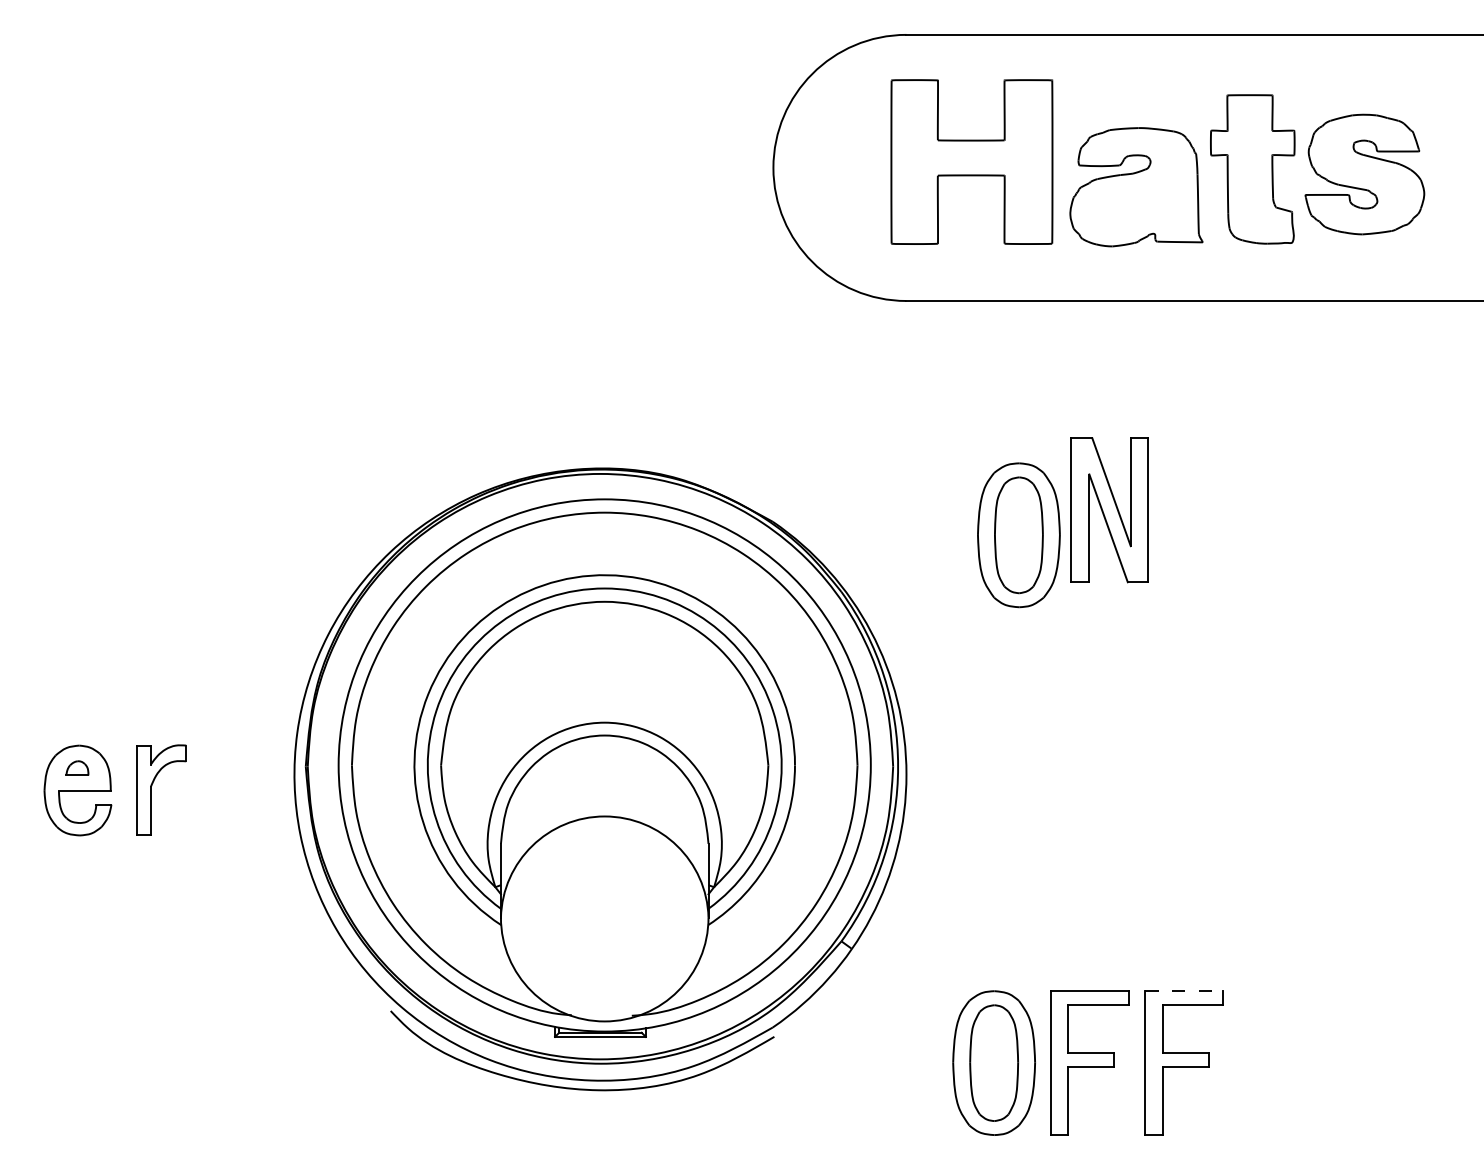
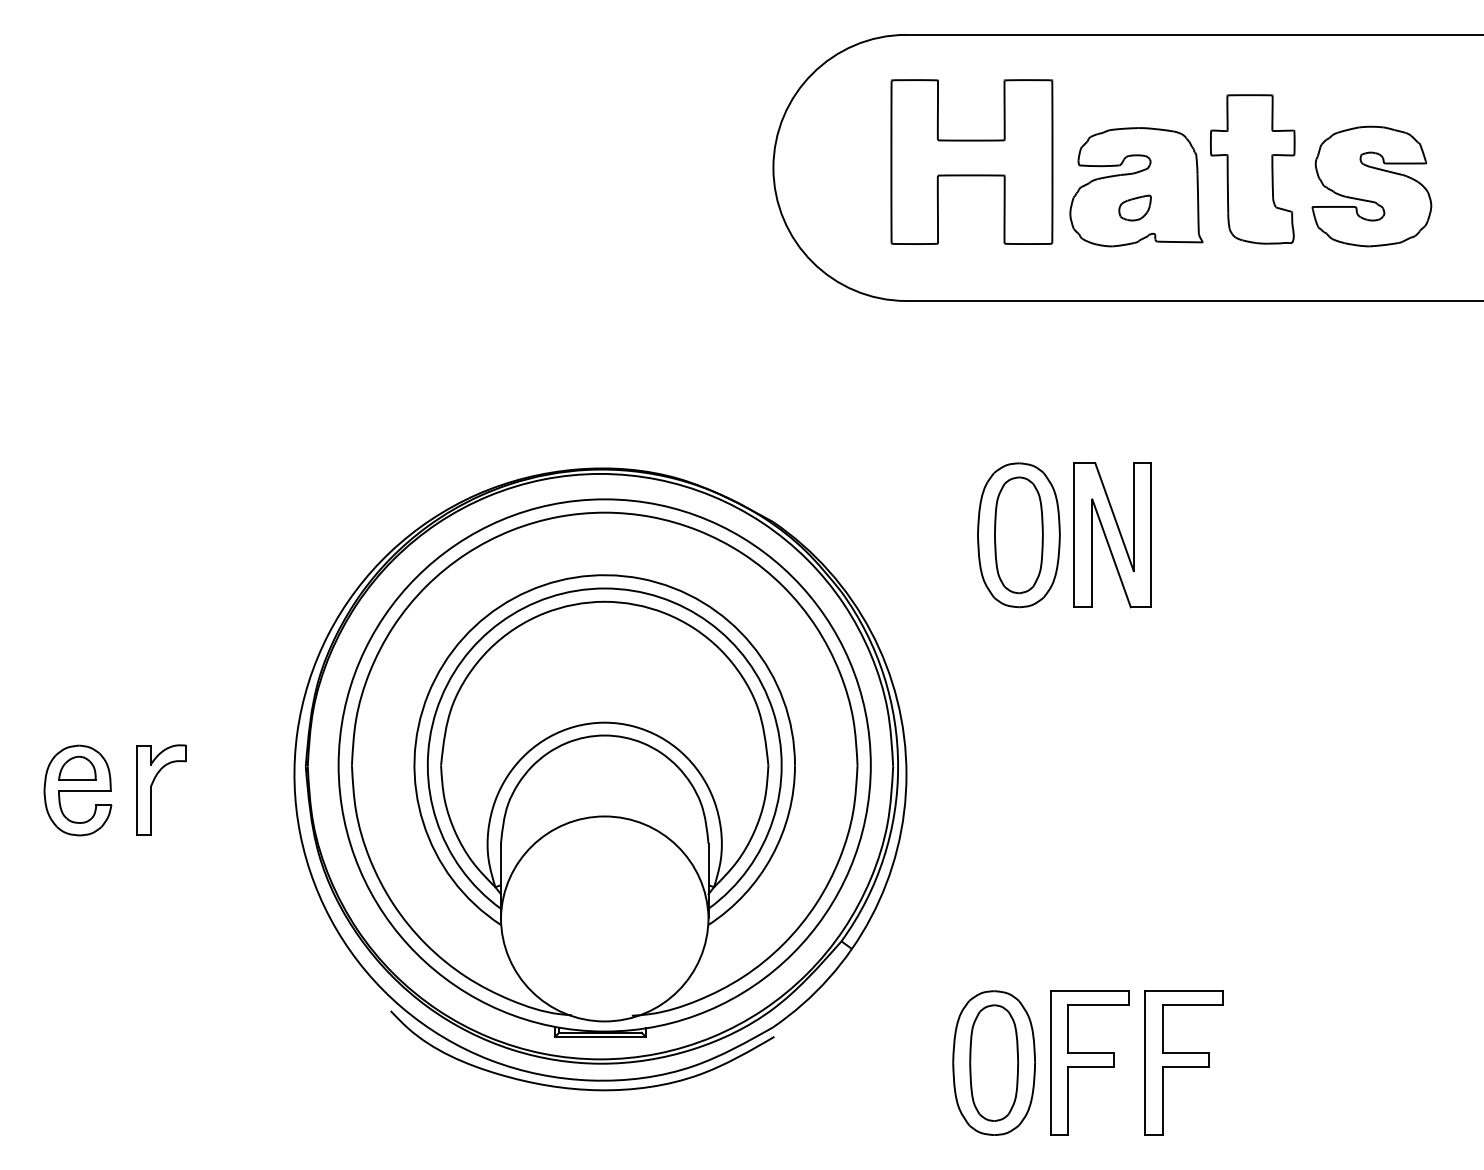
part position: (1364, 174) -> (1371, 186) (1371, 186)
part: none -> present (1134, 207)
part position: (1109, 510) -> (1112, 535) (1112, 535)
part size: 25x16 px -> 39x26 px (77, 767)
line: dashed -> solid (1184, 991)
